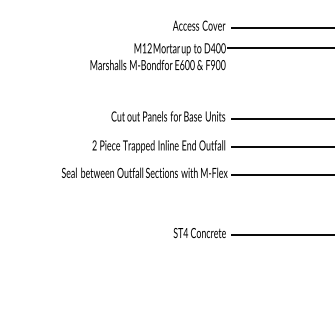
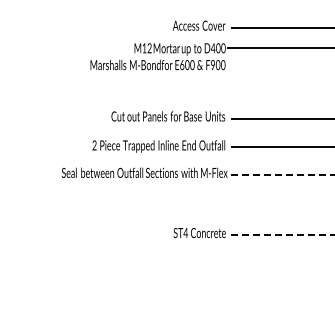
line: solid -> dashed (282, 174)
line: solid -> dashed (282, 235)
